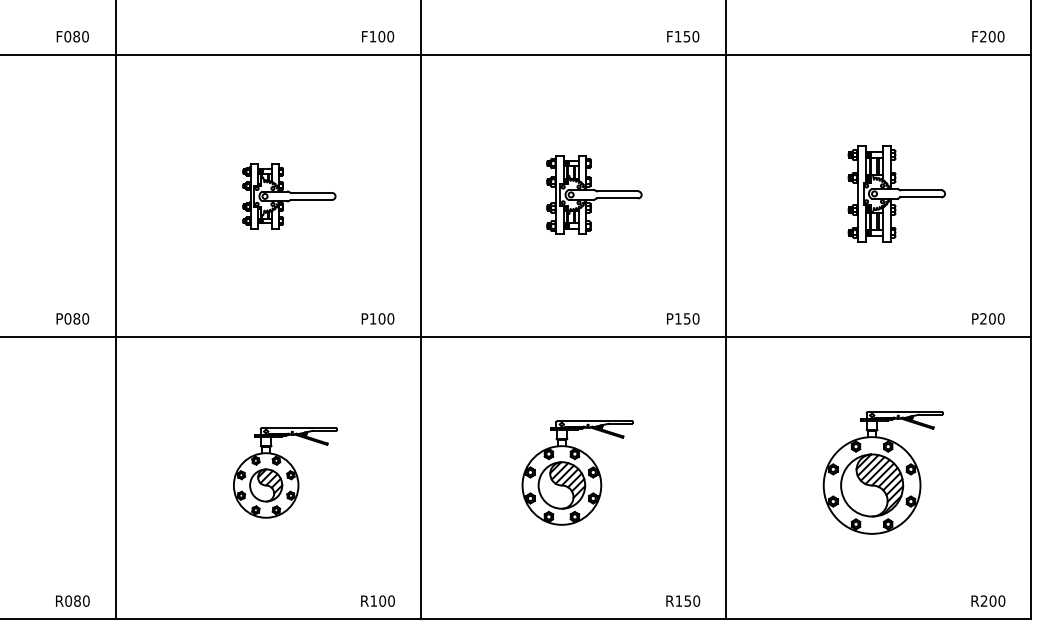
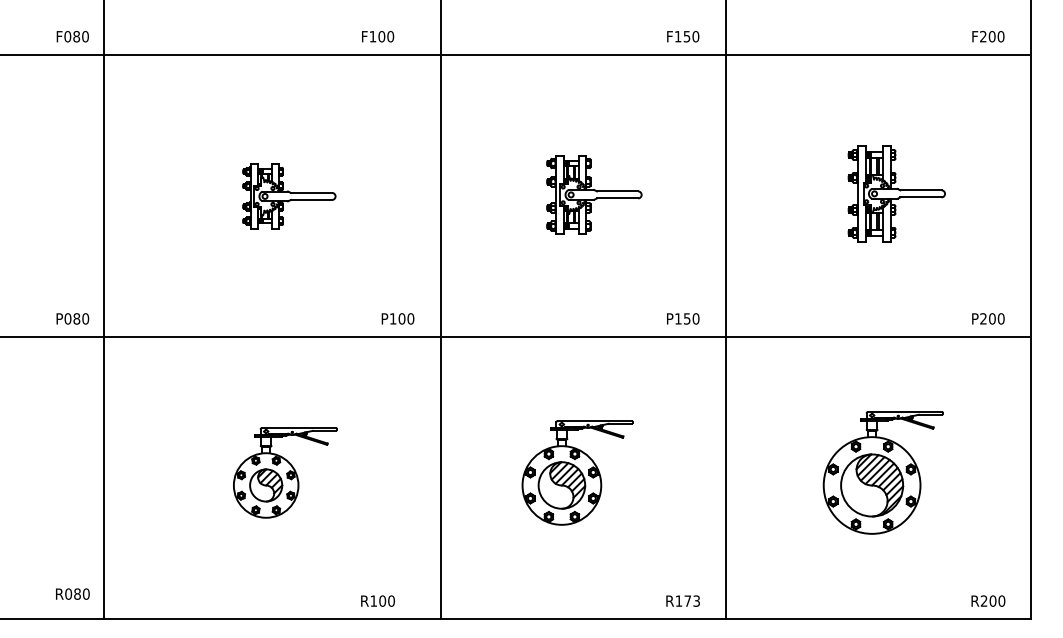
line position: (115, 310) -> (103, 310) (103, 310)
line position: (420, 310) -> (440, 310) (440, 310)
text position: (377, 318) -> (397, 318) (397, 318)
text position: (72, 600) -> (72, 593) (72, 593)
text: R150 -> R173 (692, 600)
